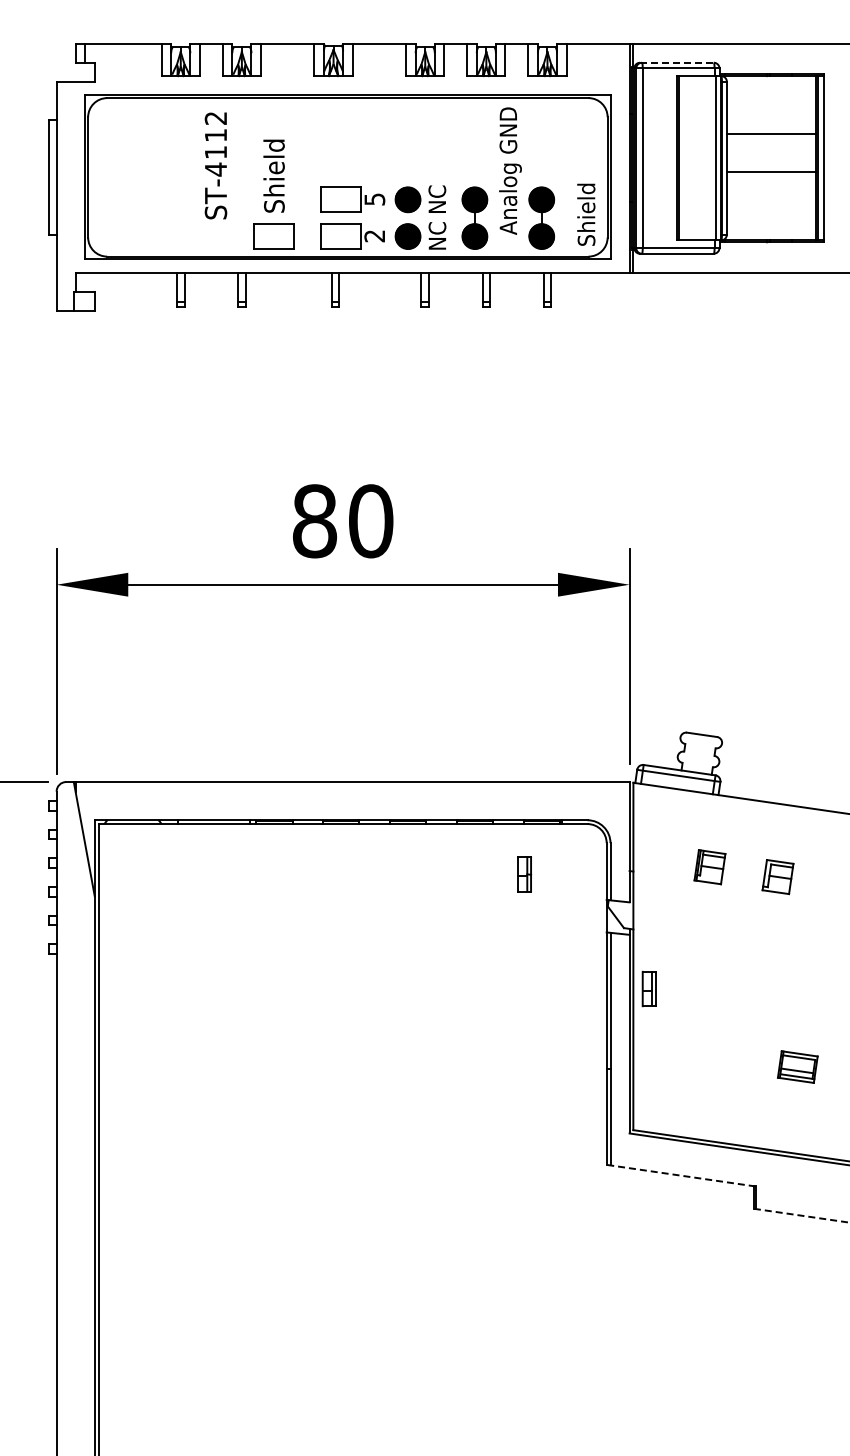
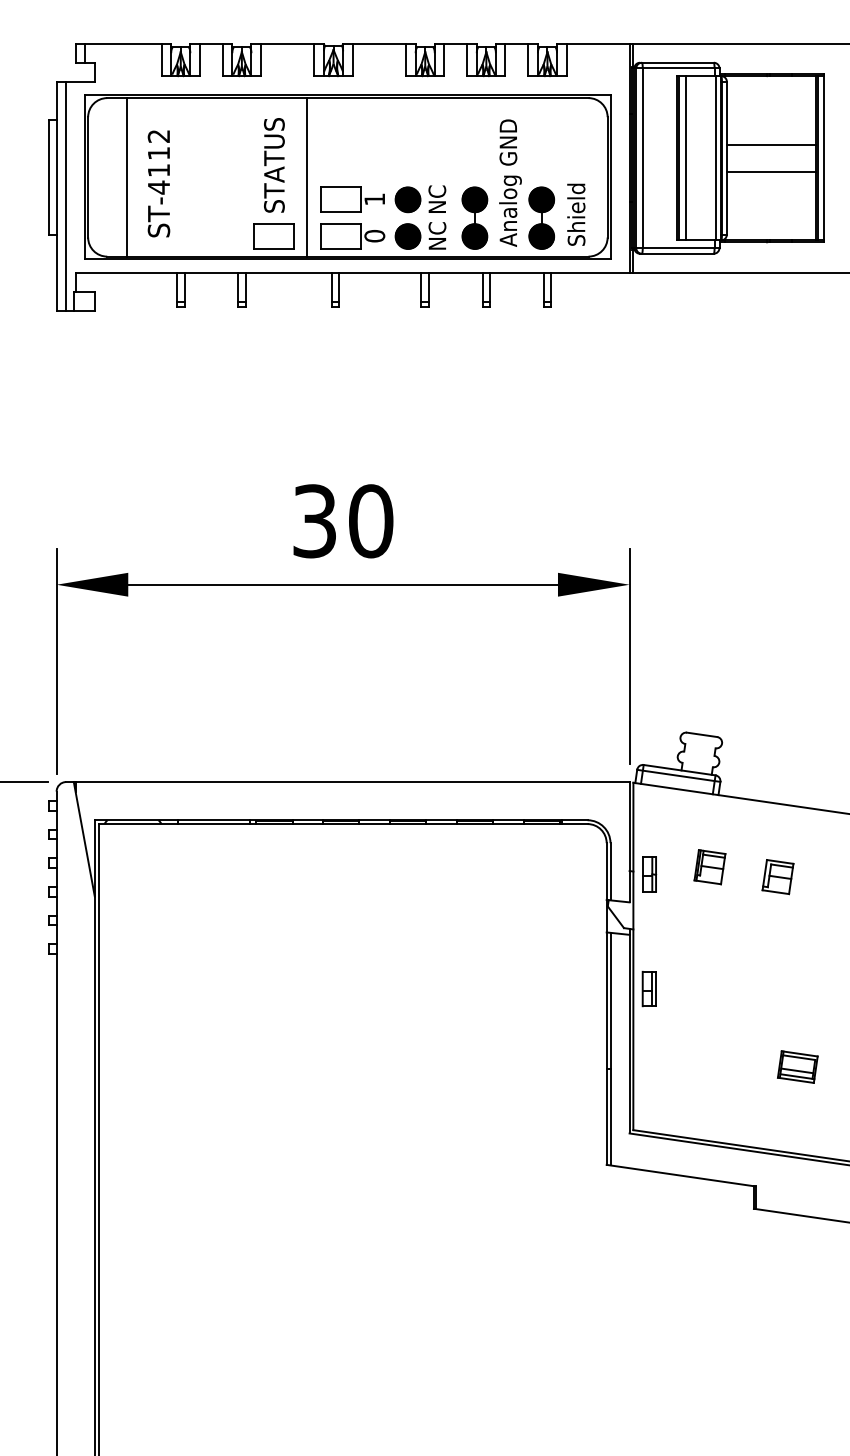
line: dashed -> solid (676, 62)
line position: (771, 133) -> (771, 144) (771, 144)
text: Shield -> STATUS (273, 158)
line: none -> present (686, 158)
text position: (215, 165) -> (158, 183) (158, 183)
text position: (510, 170) -> (510, 182) (510, 182)
line: none -> present (126, 177)
line: none -> present (306, 177)
line: none -> present (66, 196)
text: 5 -> 1 (374, 199)
text position: (586, 214) -> (576, 214) (576, 214)
text: 2 -> 0 (374, 236)
text: 80 -> 30 (315, 521)
part position: (524, 874) -> (649, 874) (649, 874)
line: dashed -> solid (680, 1175)
line: dashed -> solid (802, 1215)
